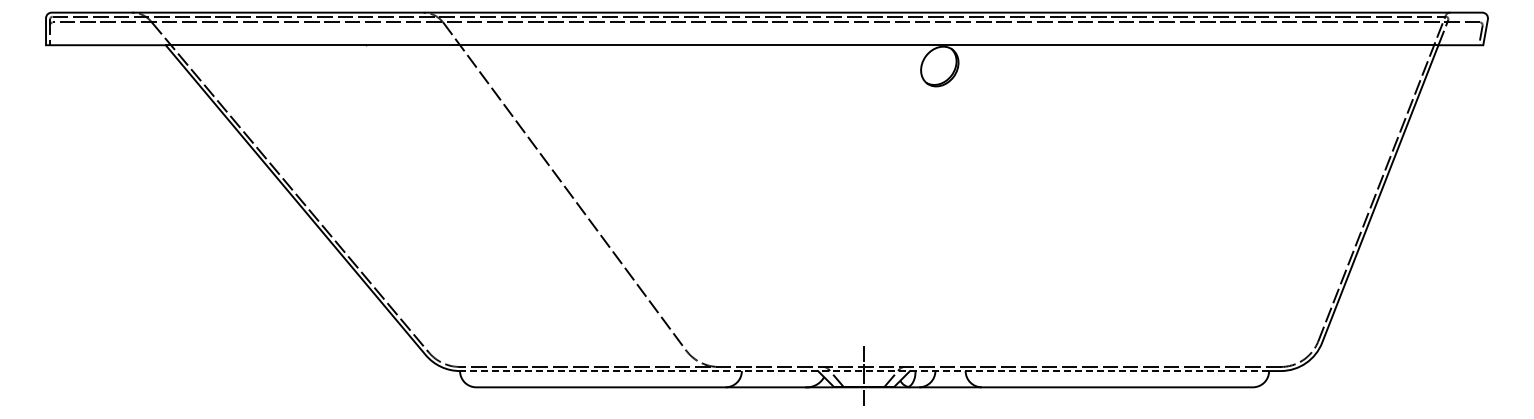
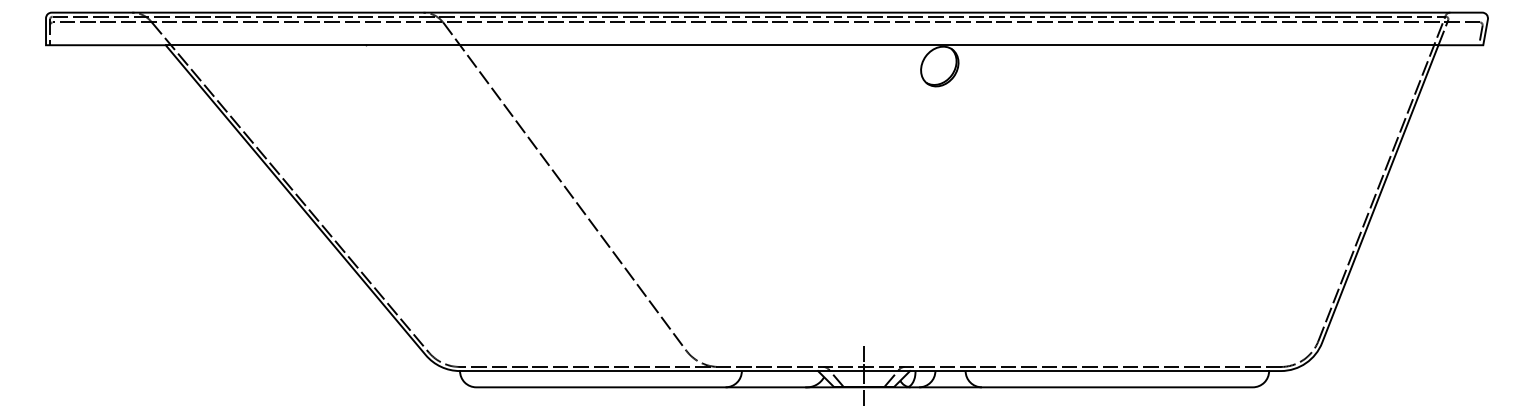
line: dashed -> solid (864, 371)
